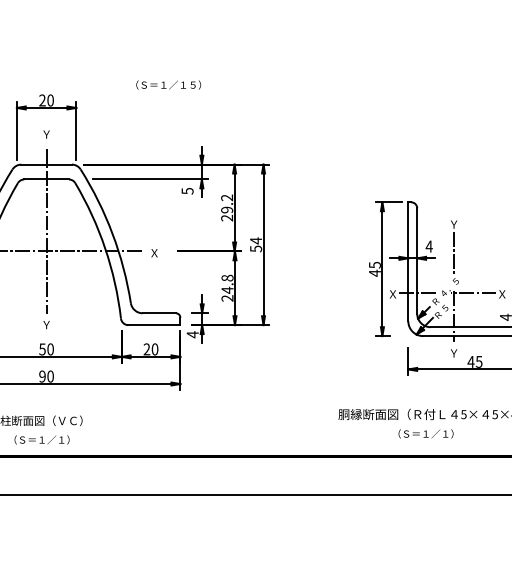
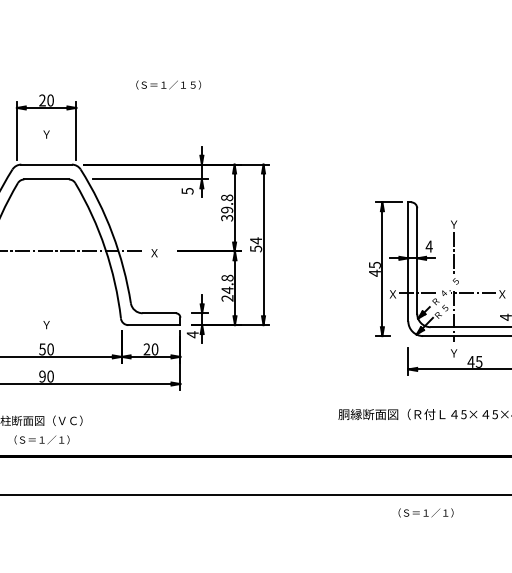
text: 29.2 -> 39.8 (227, 207)
line: present -> none (46, 231)
text position: (425, 433) -> (425, 512) (425, 512)
